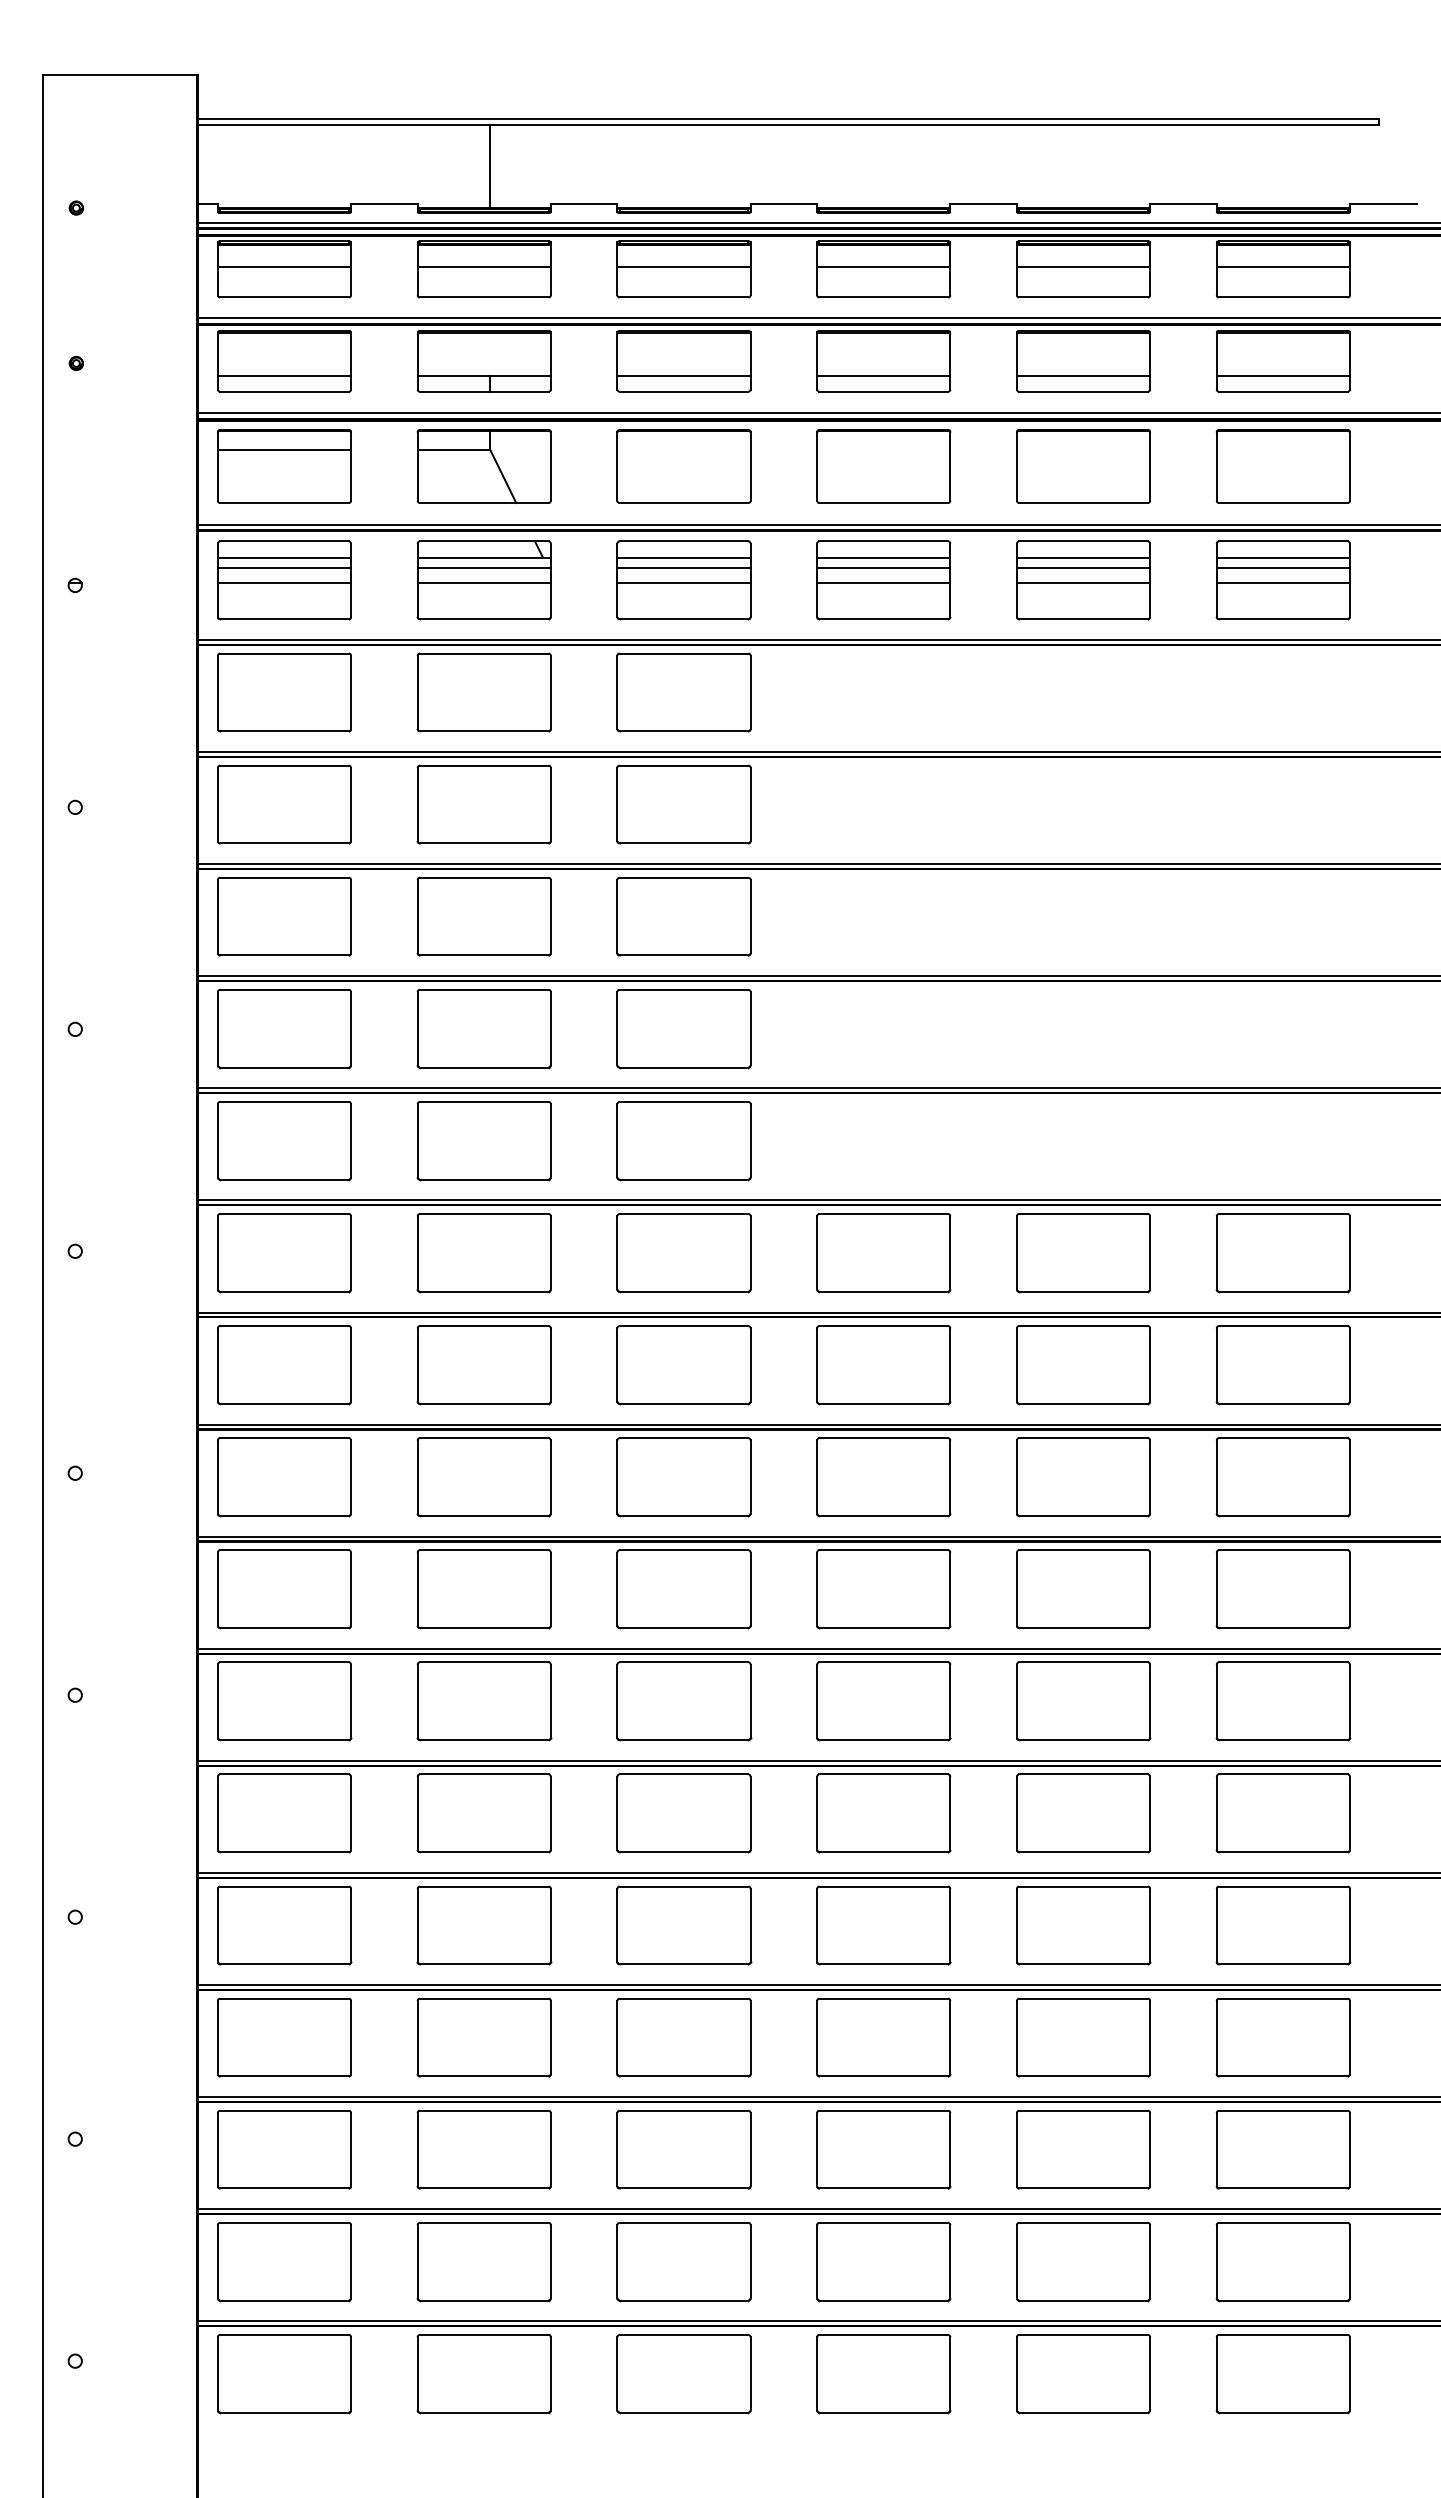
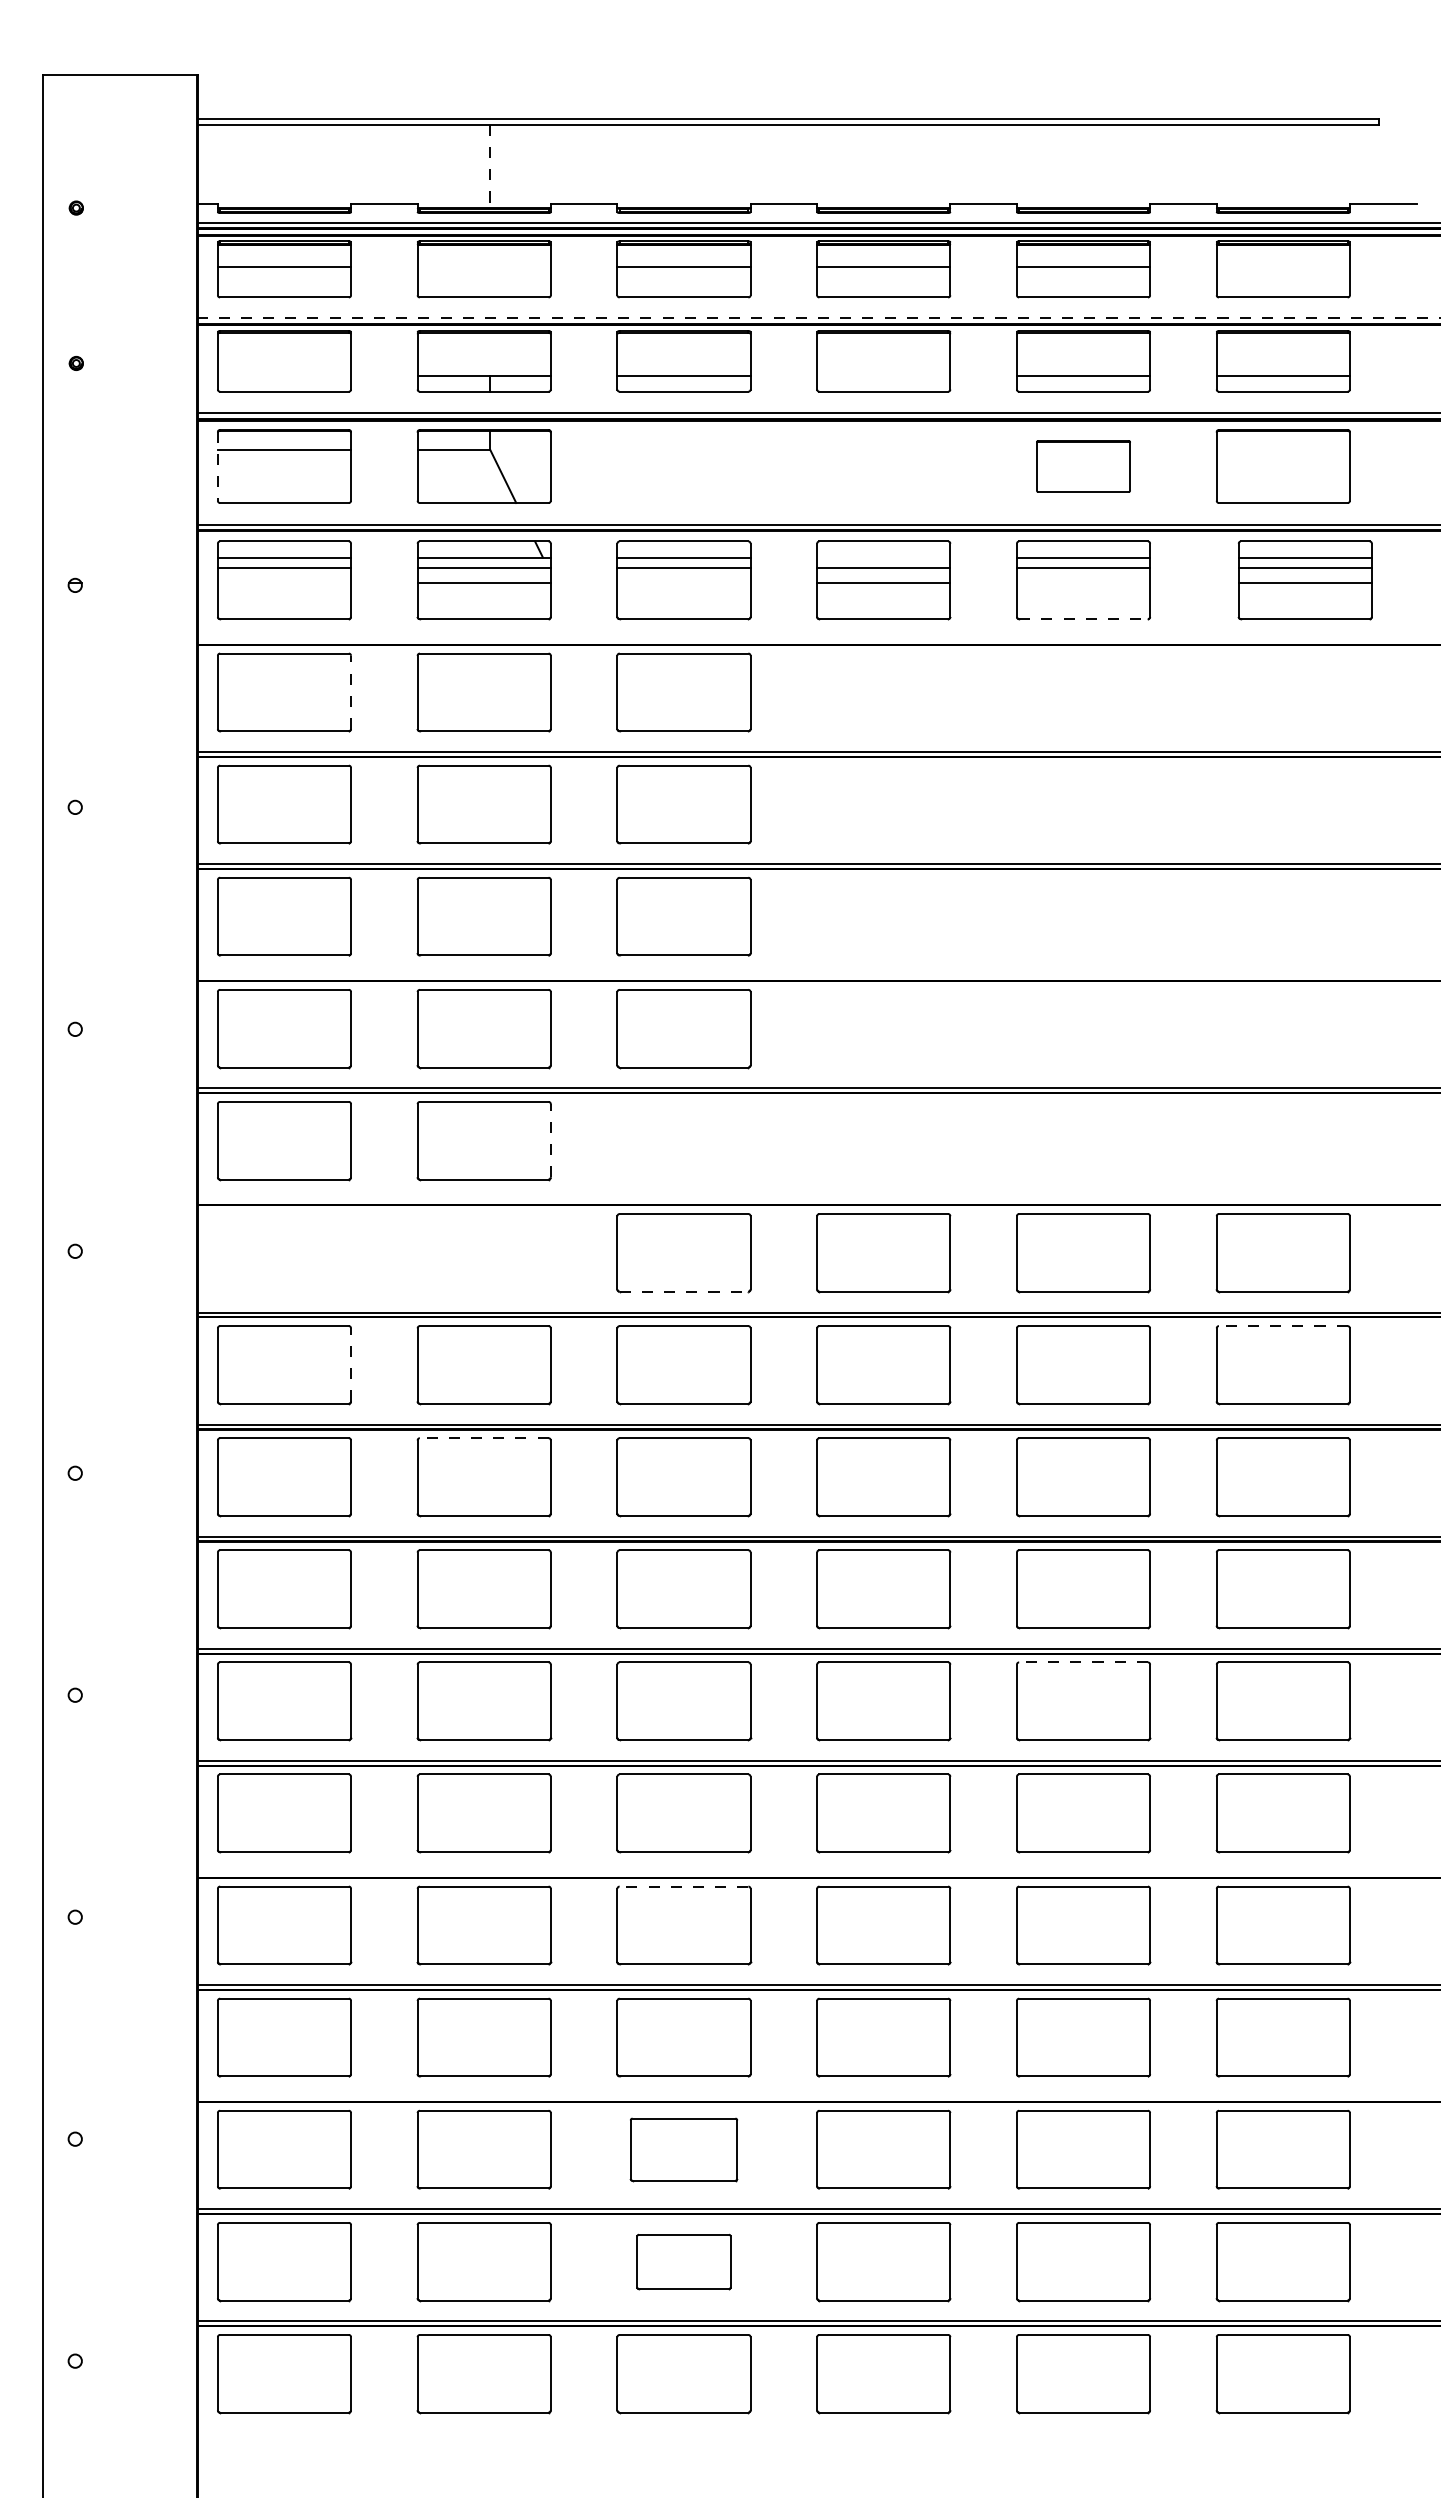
line: solid -> dashed (490, 166)
line: present -> none (483, 267)
line: present -> none (1282, 267)
line: solid -> dashed (819, 318)
line: present -> none (284, 376)
line: present -> none (883, 376)
line: solid -> dashed (217, 466)
part: present -> none (683, 466)
part: present -> none (883, 466)
part size: 135x75 px -> 95x53 px (1083, 466)
line: present -> none (883, 557)
part position: (1282, 580) -> (1304, 580) (1304, 580)
line: present -> none (284, 583)
line: present -> none (683, 583)
line: present -> none (1083, 583)
line: solid -> dashed (1084, 619)
line: present -> none (817, 639)
line: solid -> dashed (351, 692)
line: present -> none (817, 976)
line: solid -> dashed (550, 1140)
part: present -> none (683, 1141)
line: present -> none (817, 1200)
part: present -> none (284, 1253)
part: present -> none (483, 1253)
line: solid -> dashed (684, 1291)
line: solid -> dashed (1282, 1326)
line: solid -> dashed (351, 1364)
line: solid -> dashed (483, 1438)
line: solid -> dashed (1083, 1662)
line: present -> none (817, 1873)
line: solid -> dashed (683, 1886)
line: present -> none (817, 2097)
part size: 136x80 px -> 110x66 px (683, 2149)
part size: 136x81 px -> 96x58 px (683, 2261)
